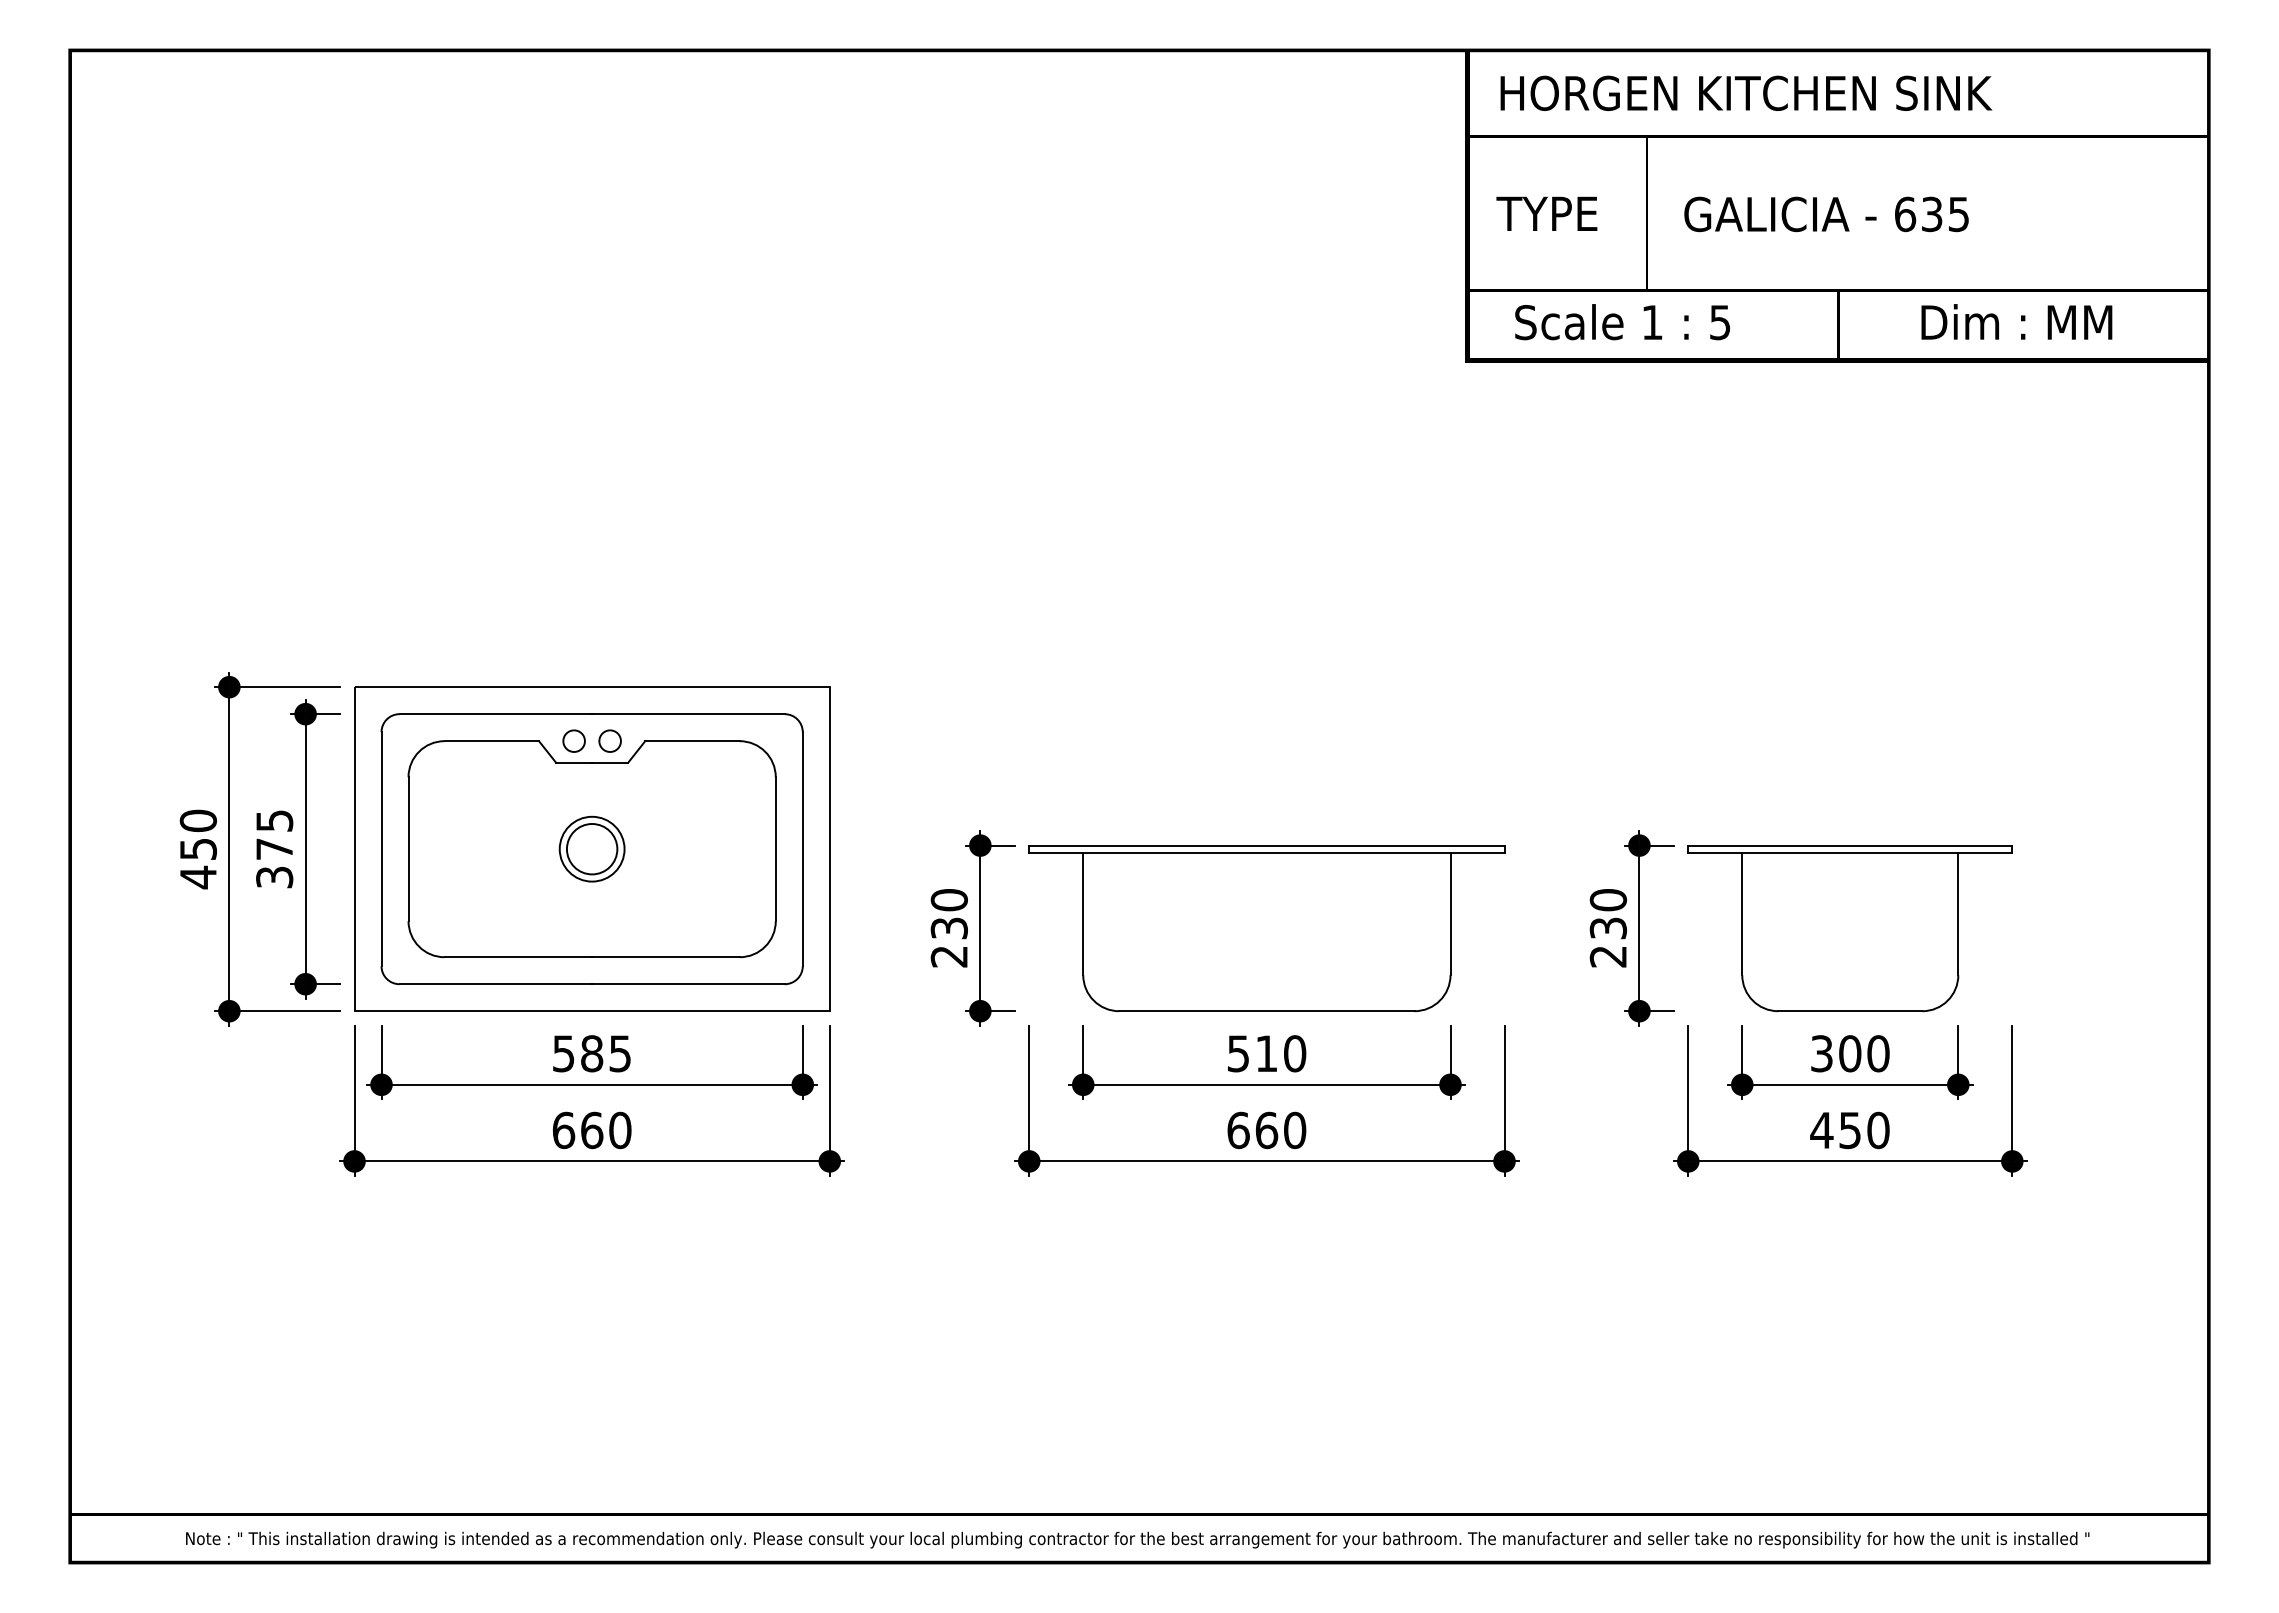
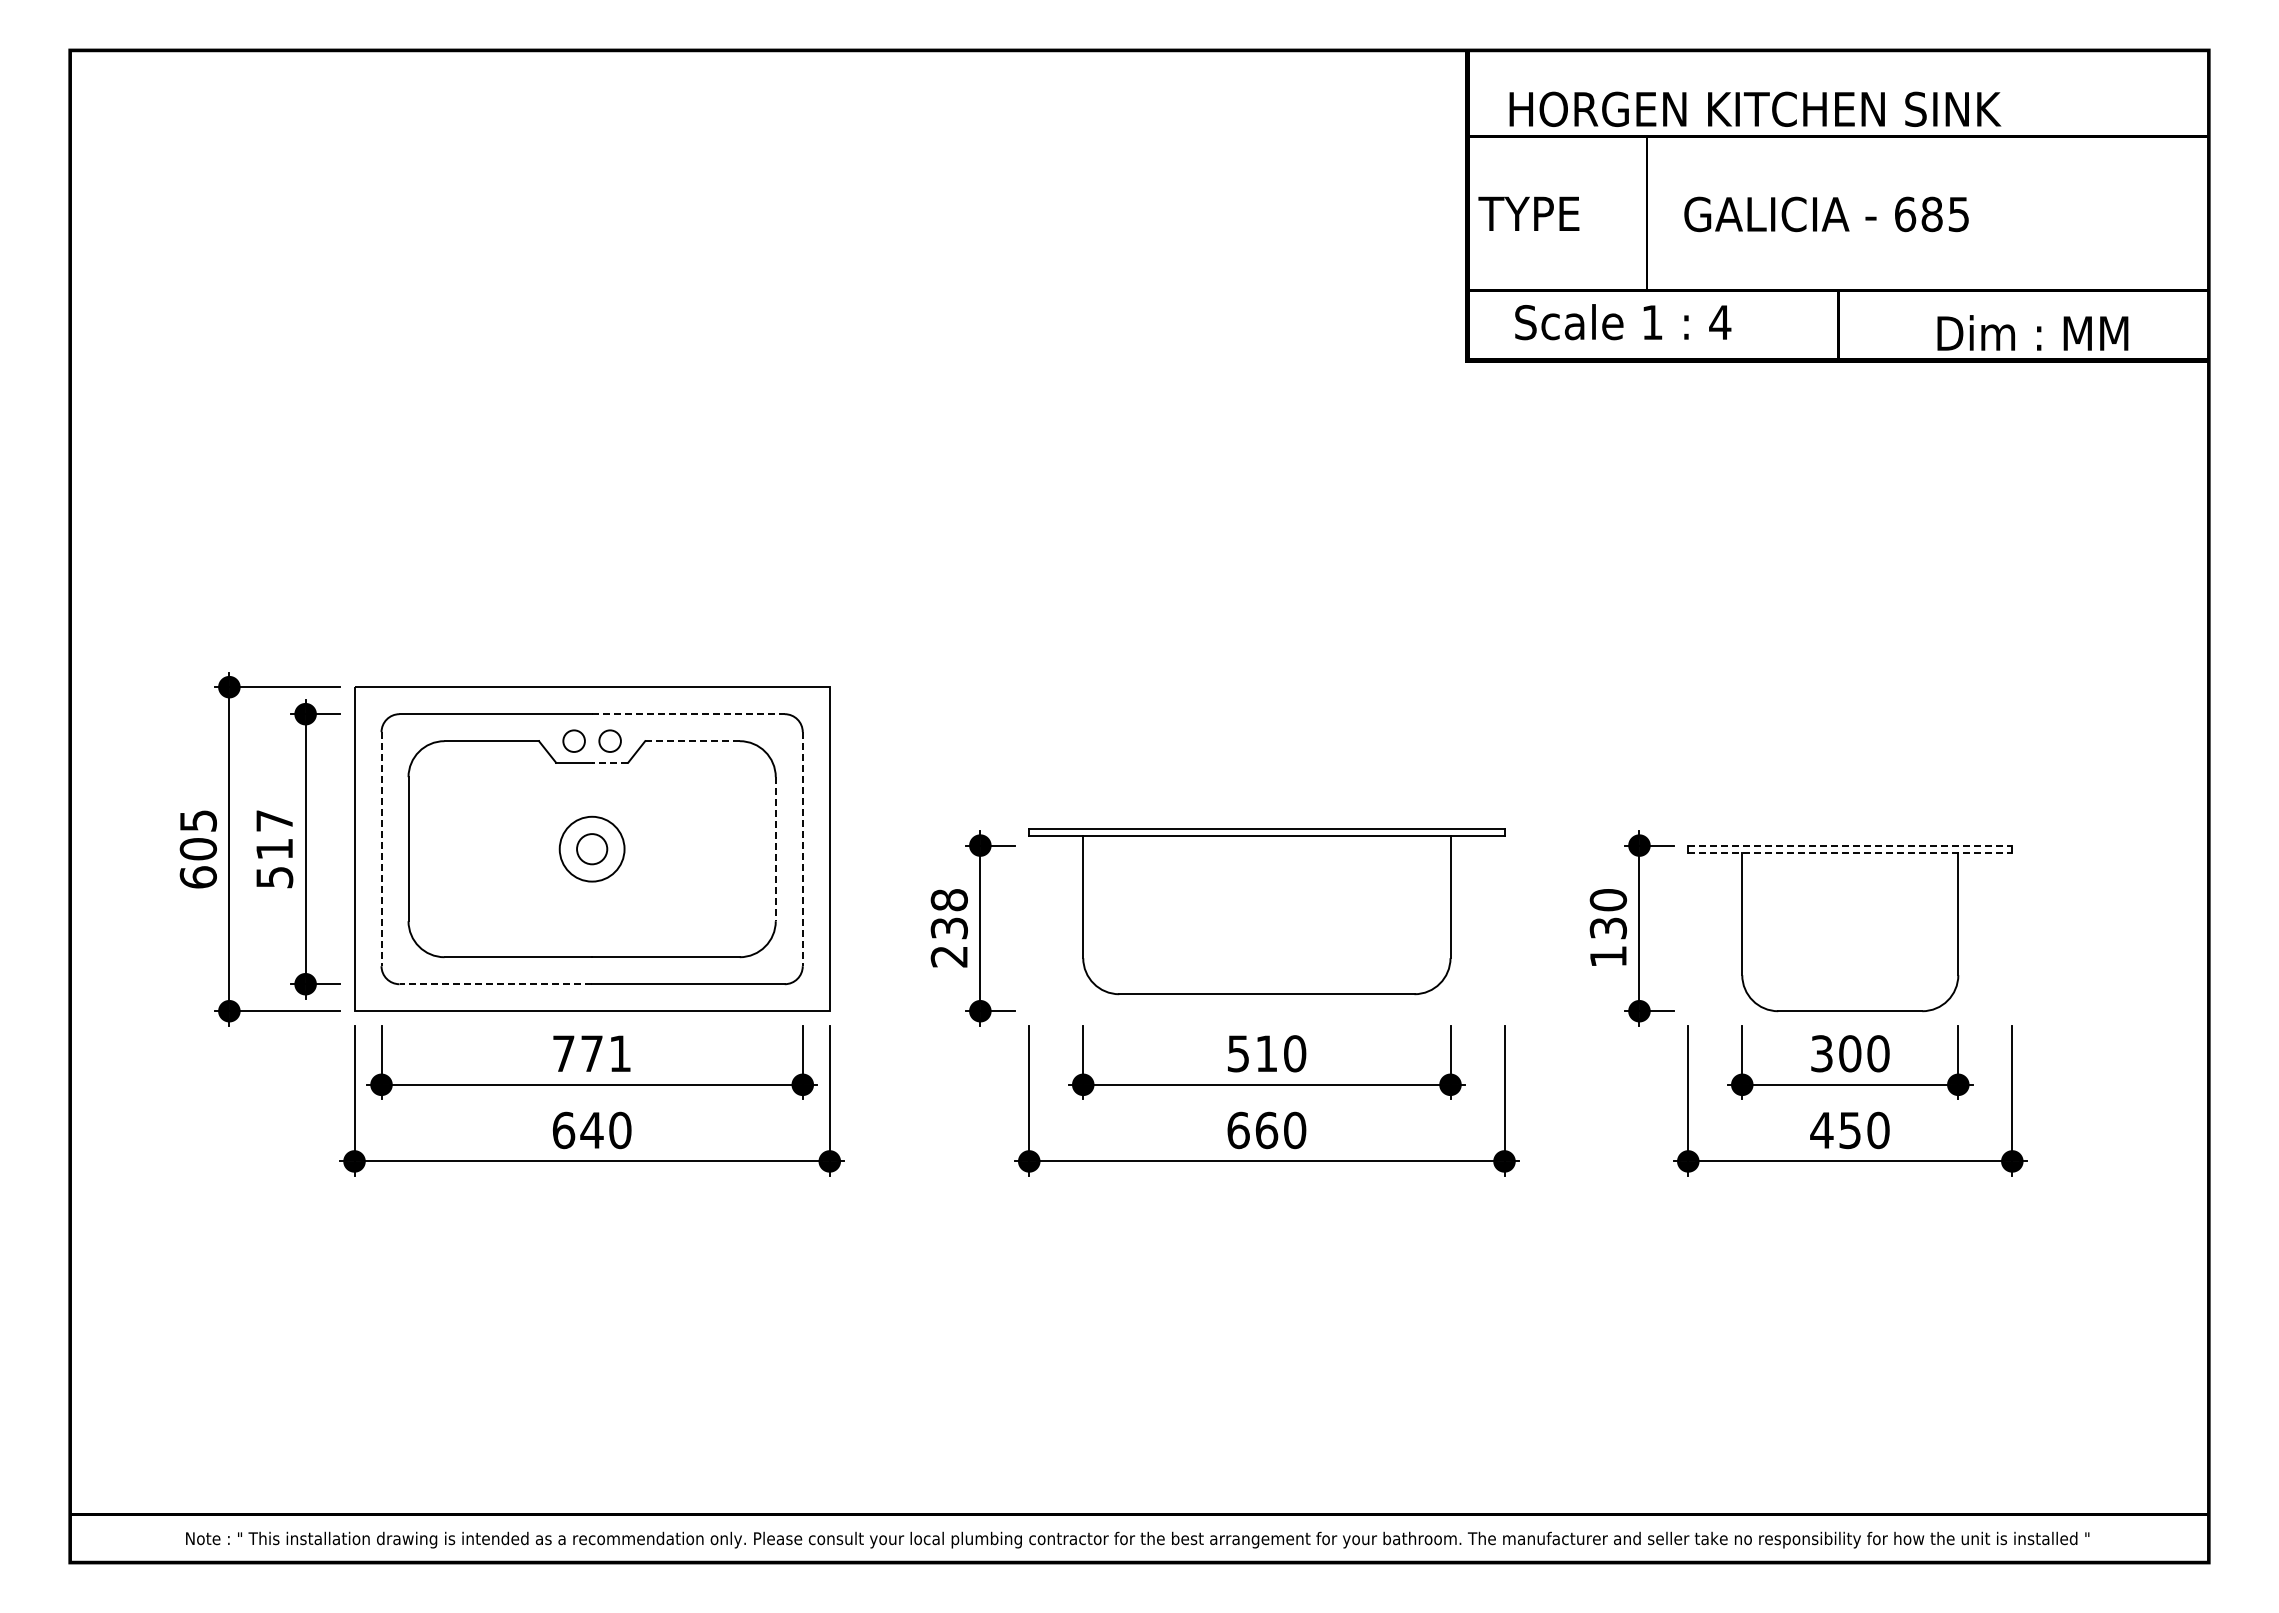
text position: (1746, 92) -> (1755, 108) (1755, 108)
text position: (1546, 213) -> (1528, 213) (1528, 213)
text: 635 -> 685 (1931, 214)
text position: (2016, 321) -> (2032, 332) (2032, 332)
text: 5 -> 4 (1720, 322)
line: solid -> dashed (688, 714)
line: solid -> dashed (693, 741)
line: solid -> dashed (609, 762)
line: solid -> dashed (1850, 845)
text: 375 -> 517 (274, 848)
text: 450 -> 605 (198, 849)
line: solid -> dashed (381, 849)
circle diameter: 50 px -> 30 px (592, 849)
line: solid -> dashed (775, 849)
line: solid -> dashed (802, 849)
line: solid -> dashed (1850, 852)
text: 230 -> 238 (949, 900)
part position: (1266, 928) -> (1266, 911) (1266, 911)
text: 230 -> 130 (1607, 956)
line: solid -> dashed (495, 984)
text: 585 -> 771 (591, 1053)
text: 660 -> 640 (591, 1130)
